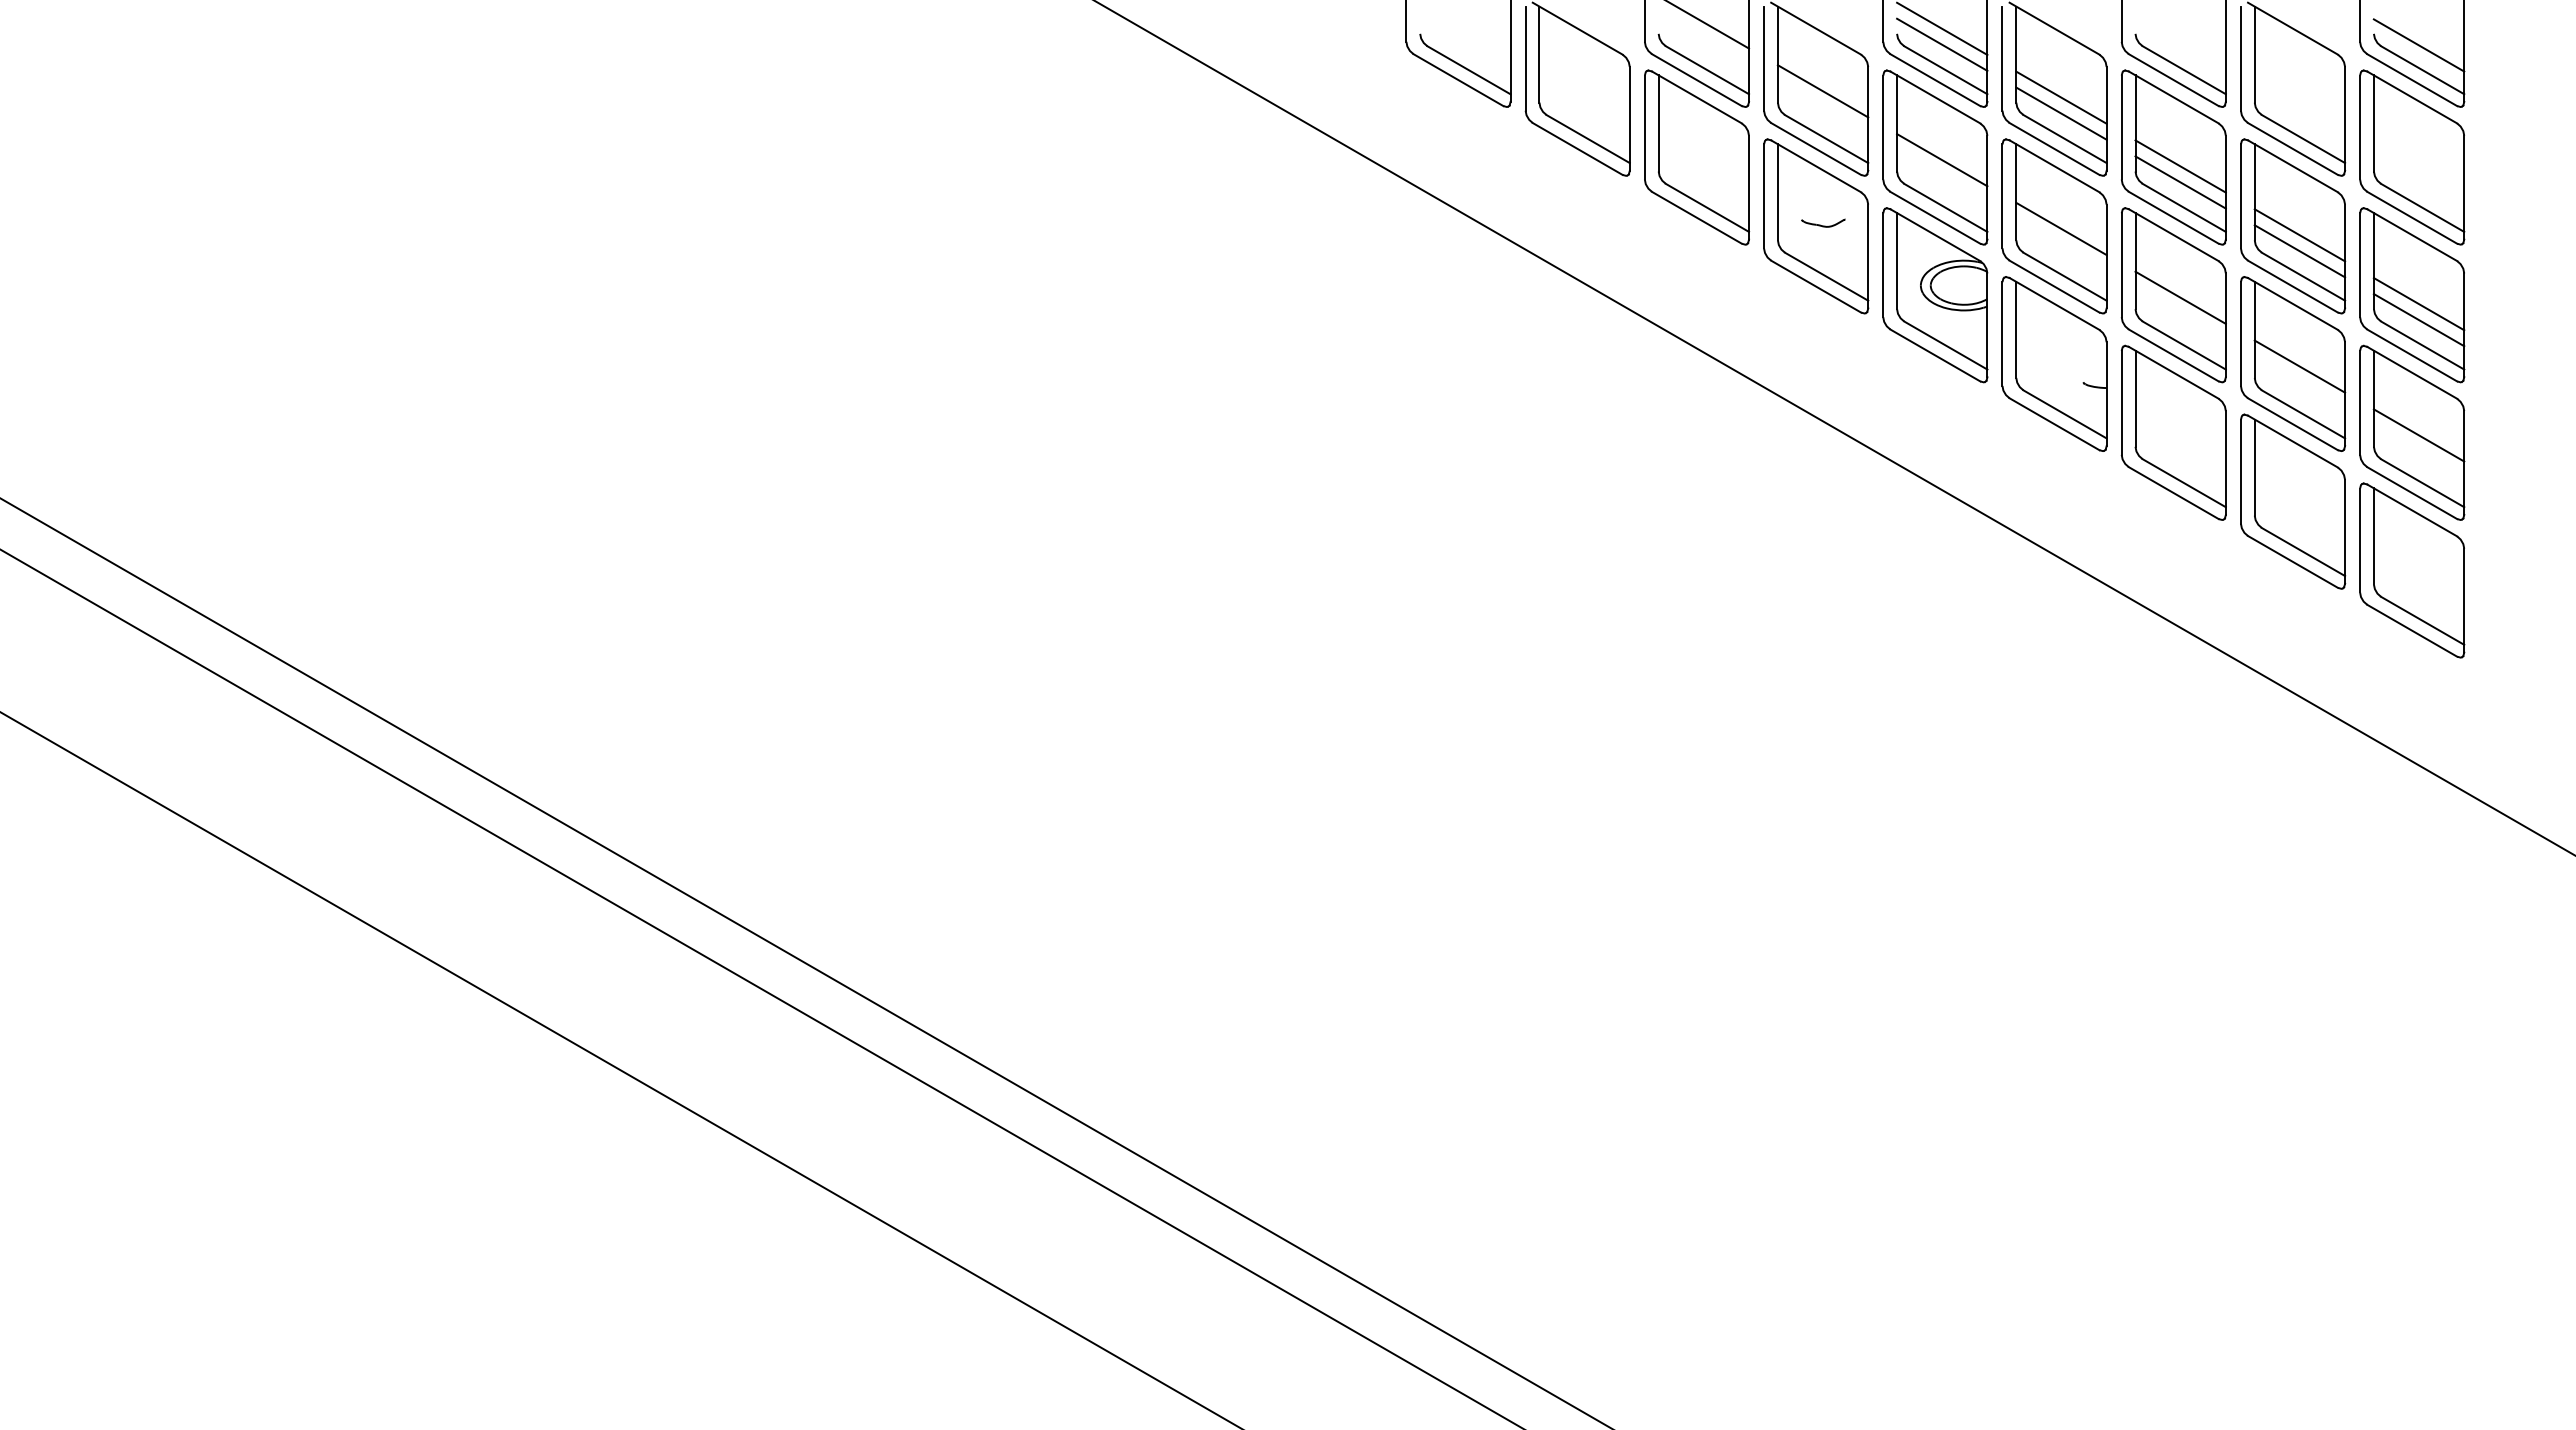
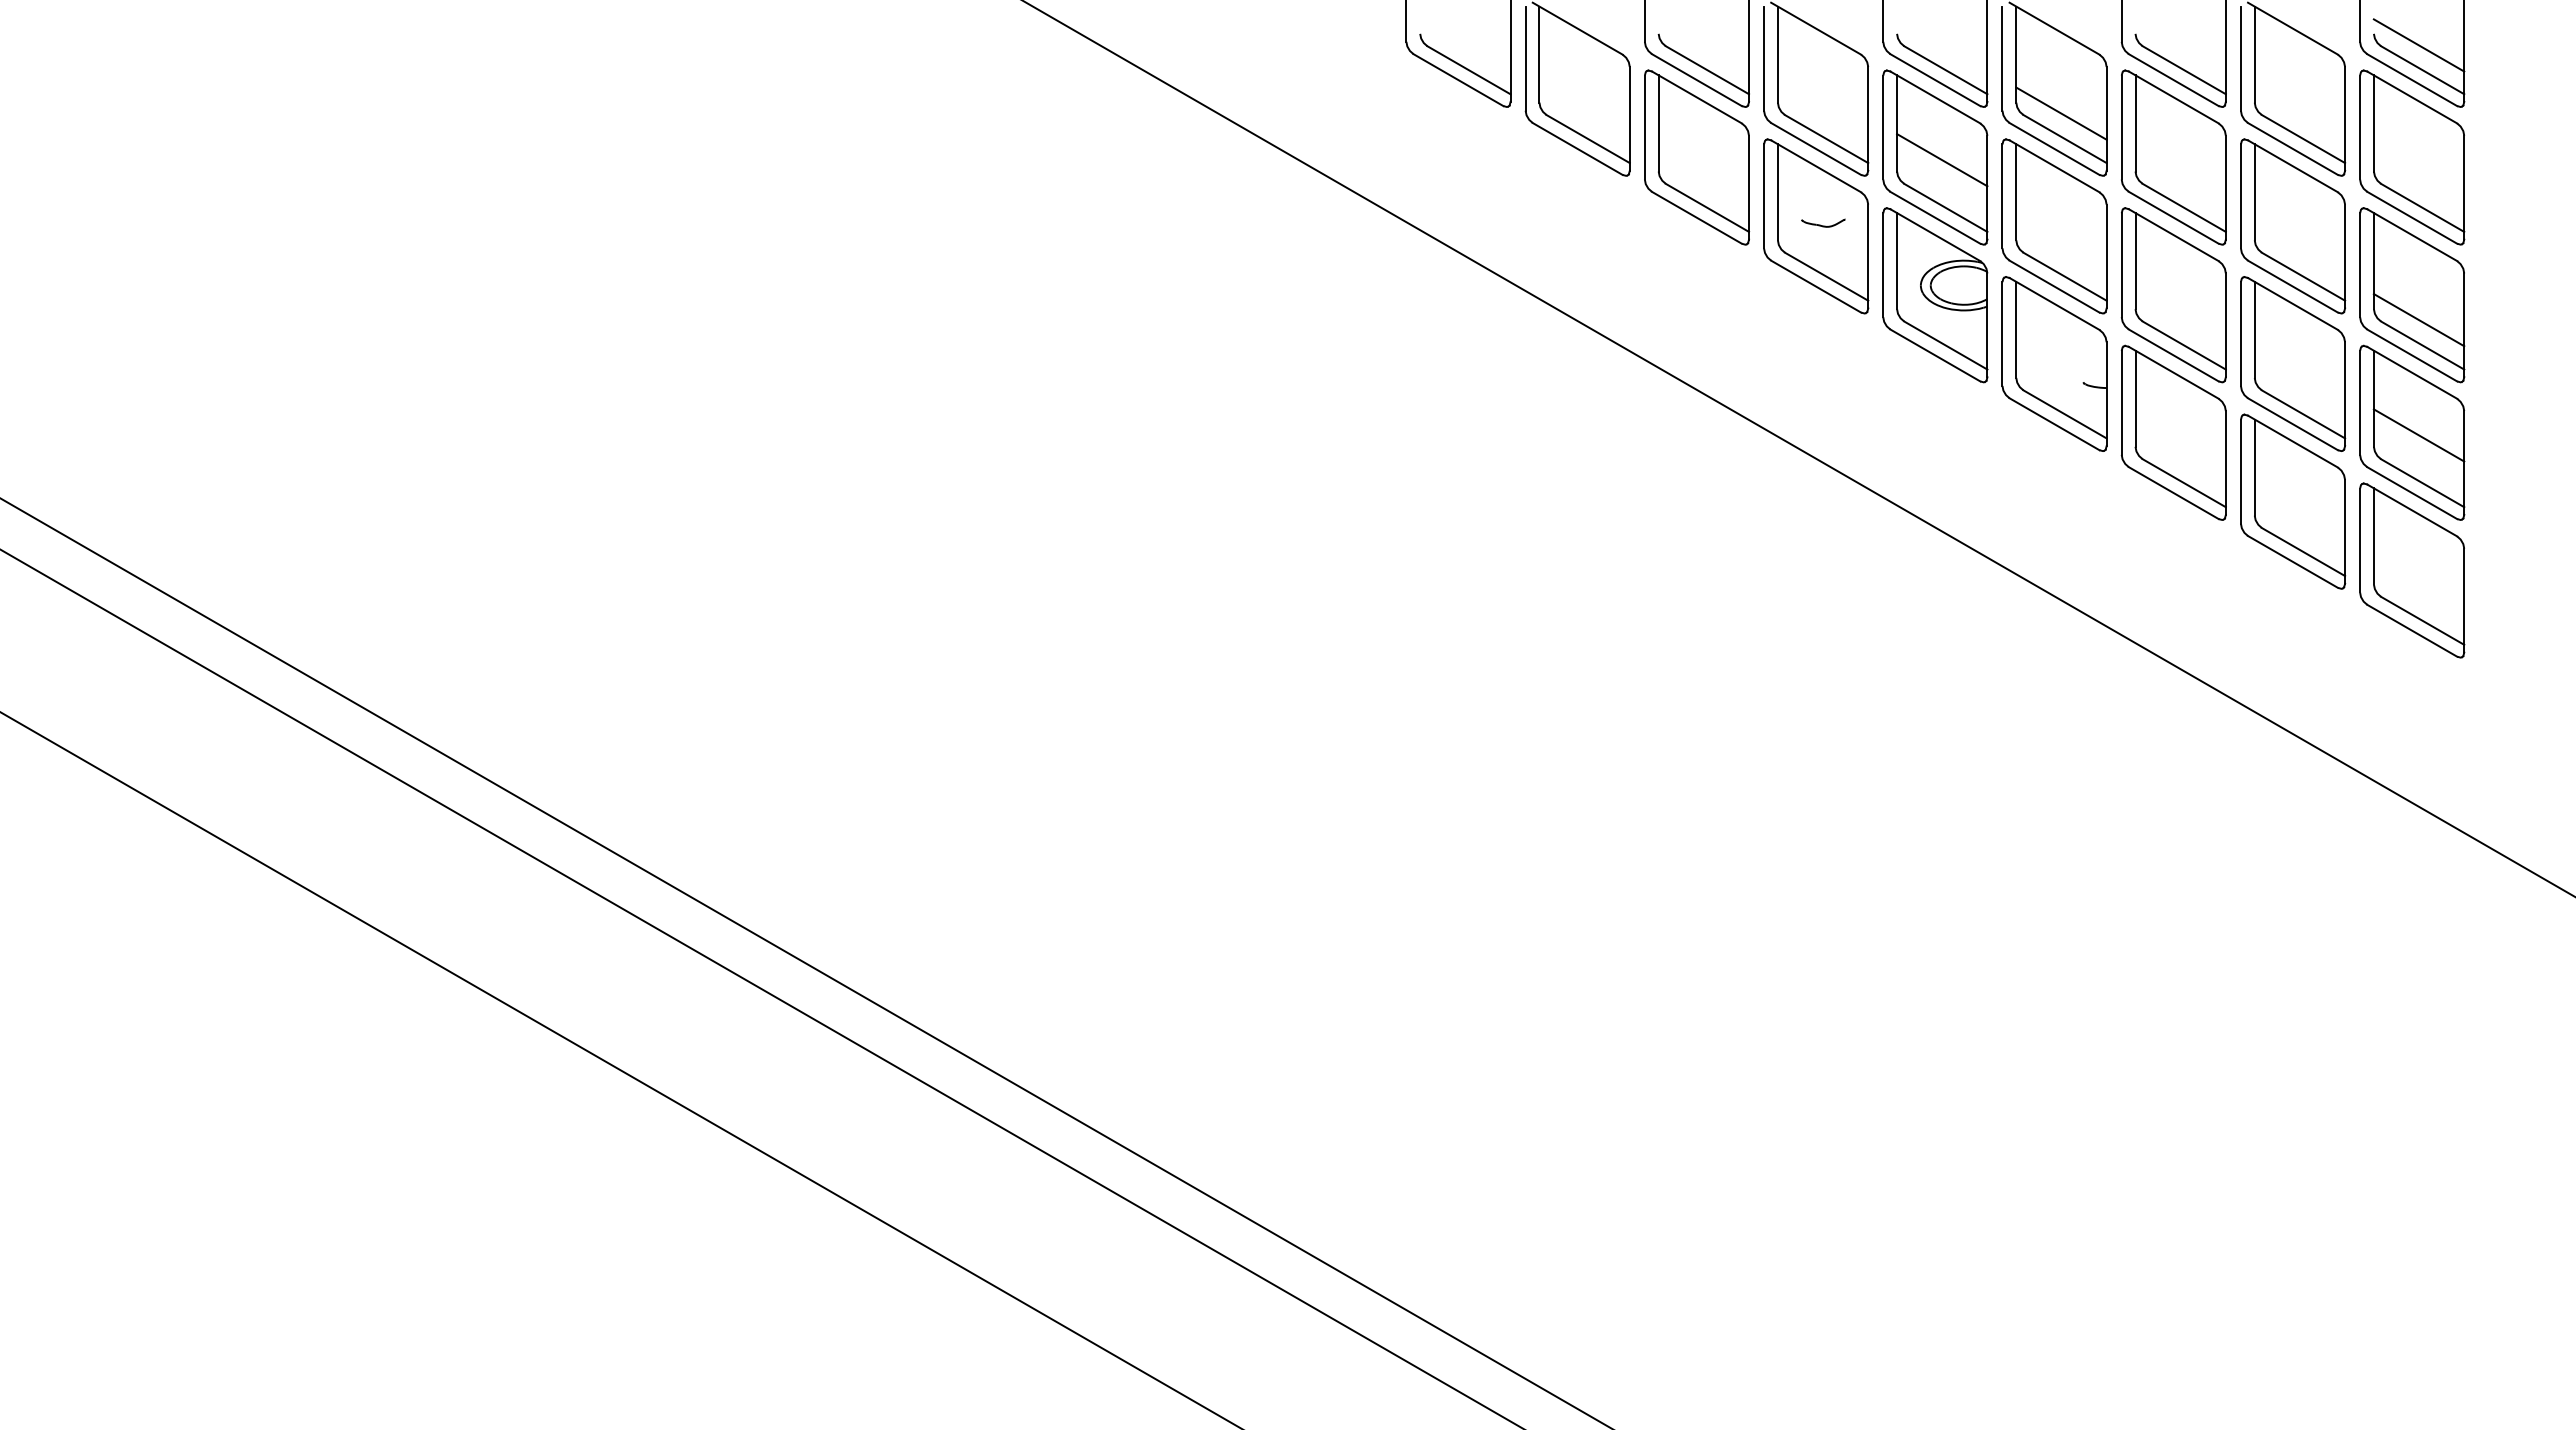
line: present -> none (1709, 25)
line: present -> none (1942, 28)
line: present -> none (1942, 44)
line: present -> none (1822, 91)
line: present -> none (2061, 97)
line: present -> none (2180, 166)
line: present -> none (2180, 182)
line: present -> none (2061, 228)
line: present -> none (2299, 235)
line: present -> none (2299, 251)
line: present -> none (2180, 297)
line: present -> none (2418, 304)
line: present -> none (2299, 366)
line position: (1834, 428) -> (1798, 448) (1798, 448)
